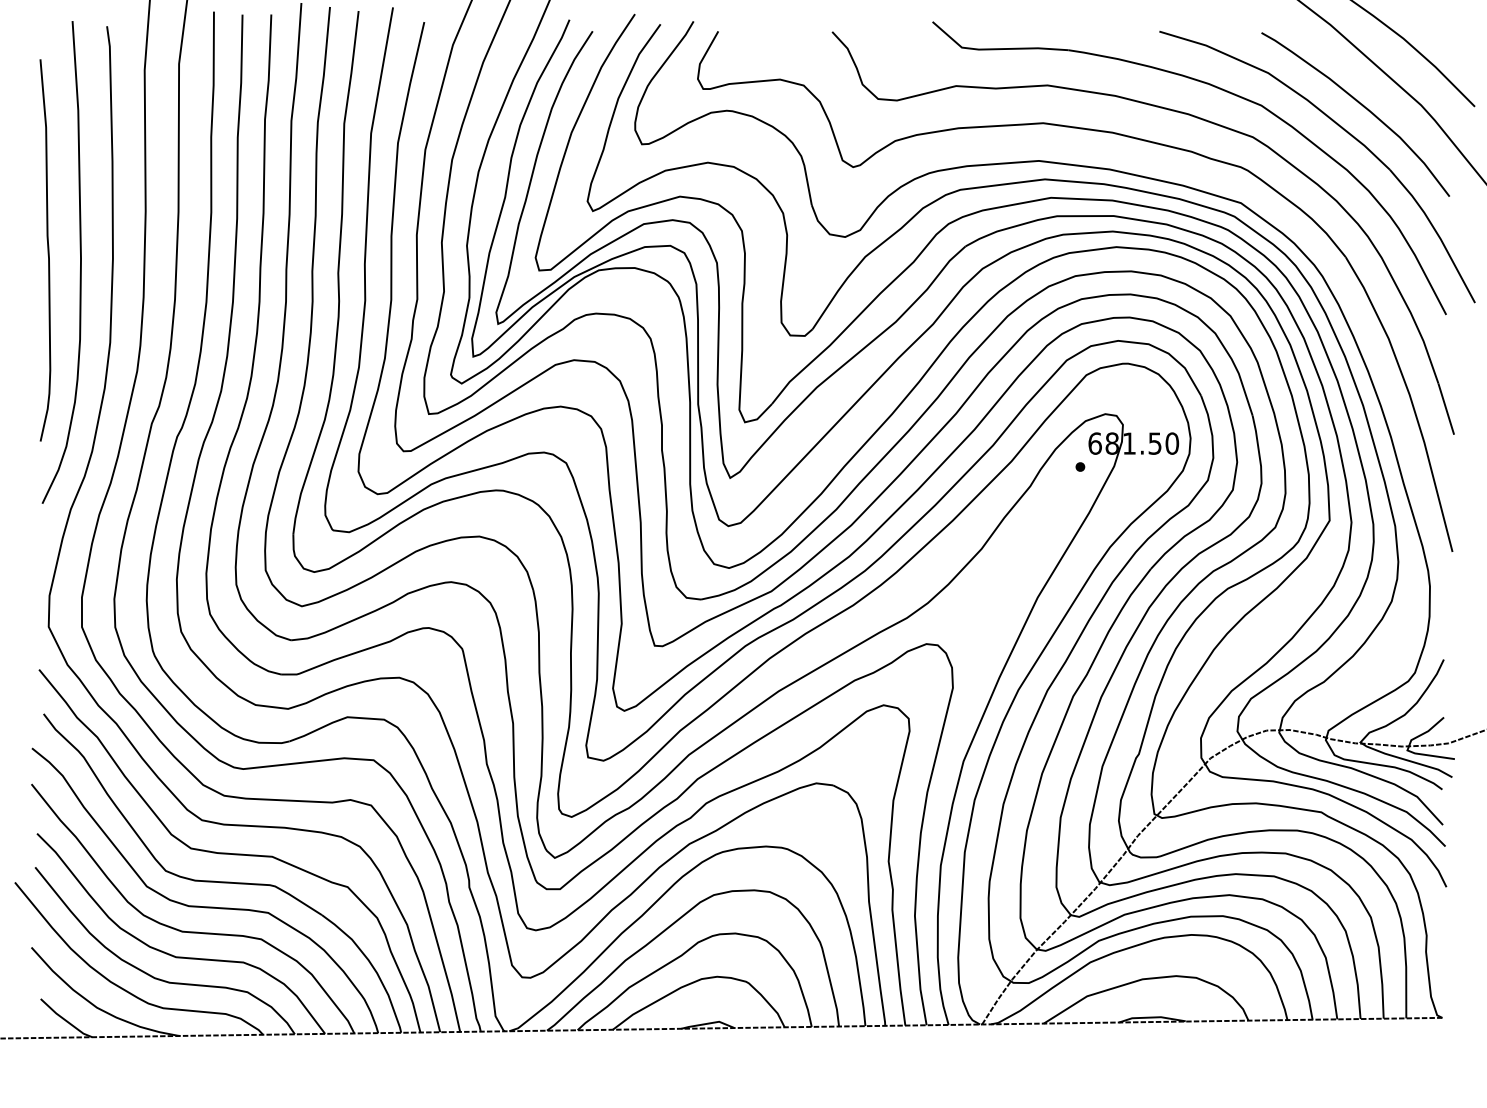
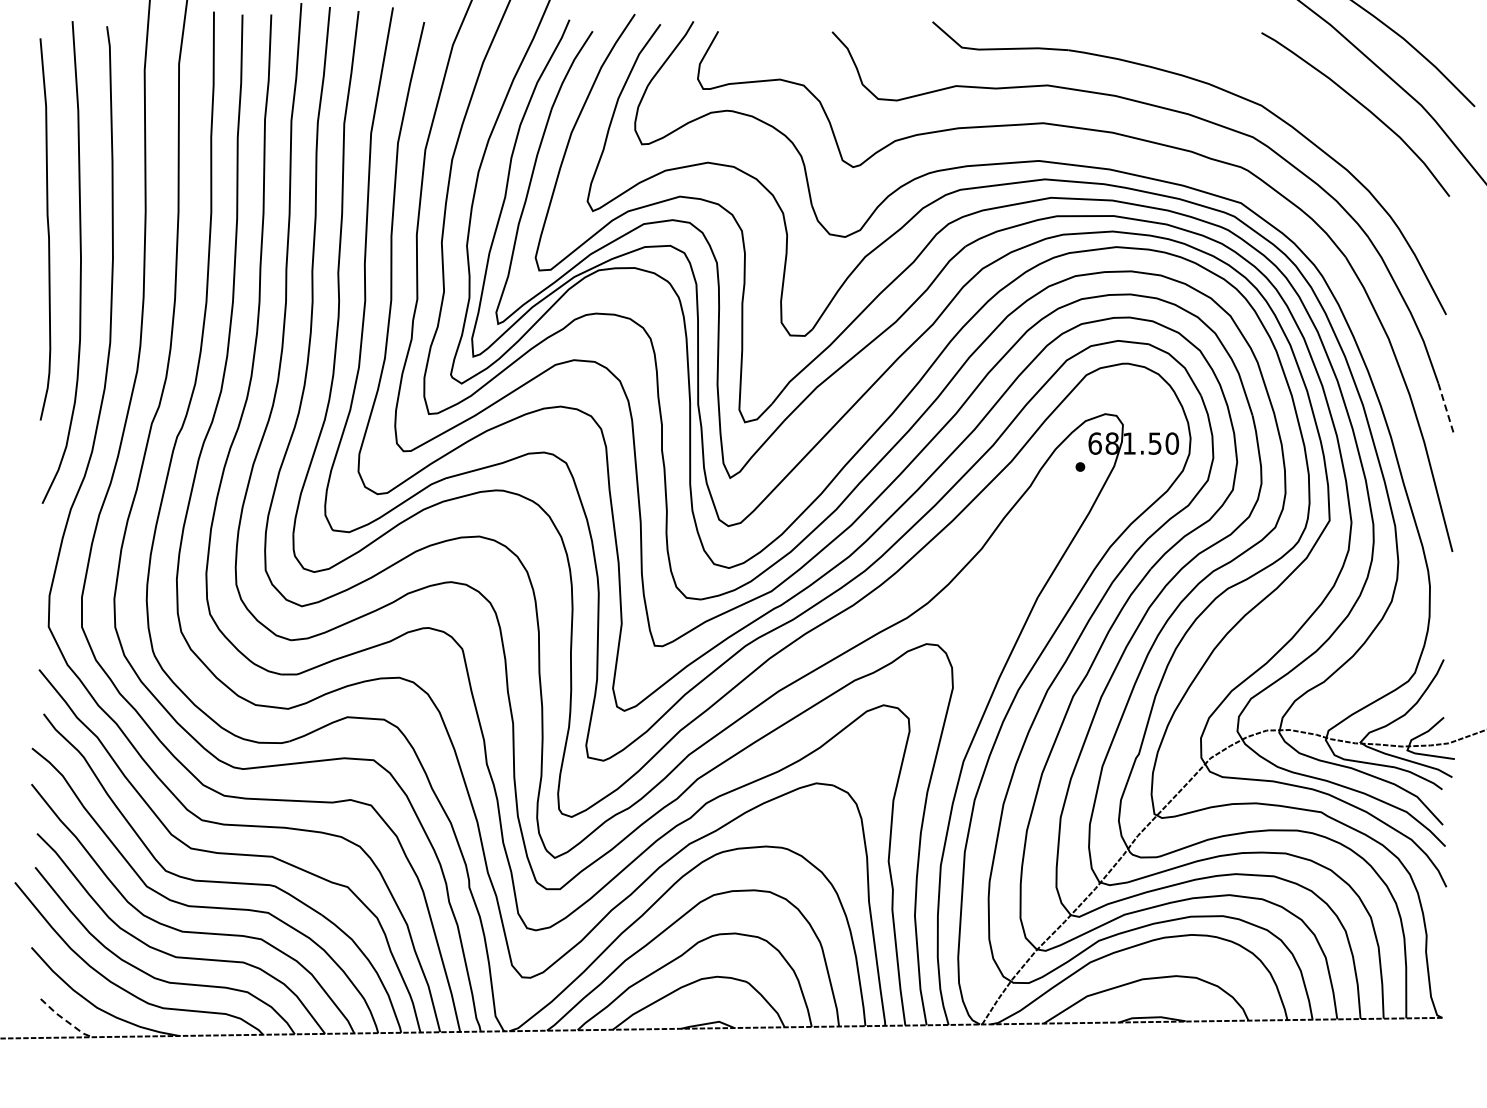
part: present -> none (1343, 130)
curve position: (47, 250) -> (47, 229) (47, 229)
line: solid -> dashed (1446, 409)
line: solid -> dashed (65, 1020)
